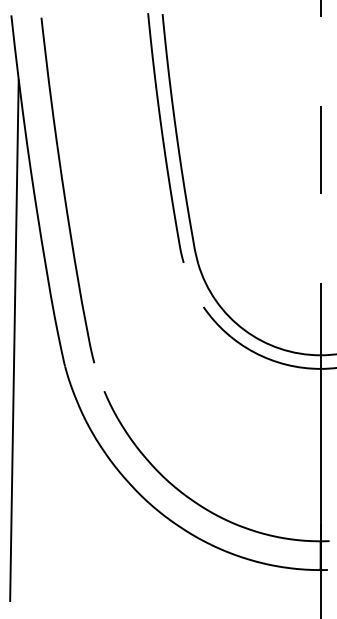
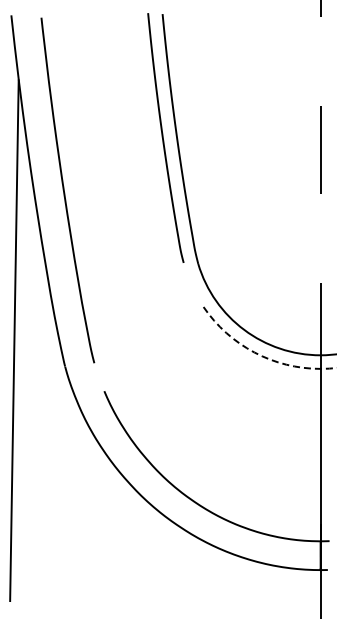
arc: solid -> dashed (262, 356)
